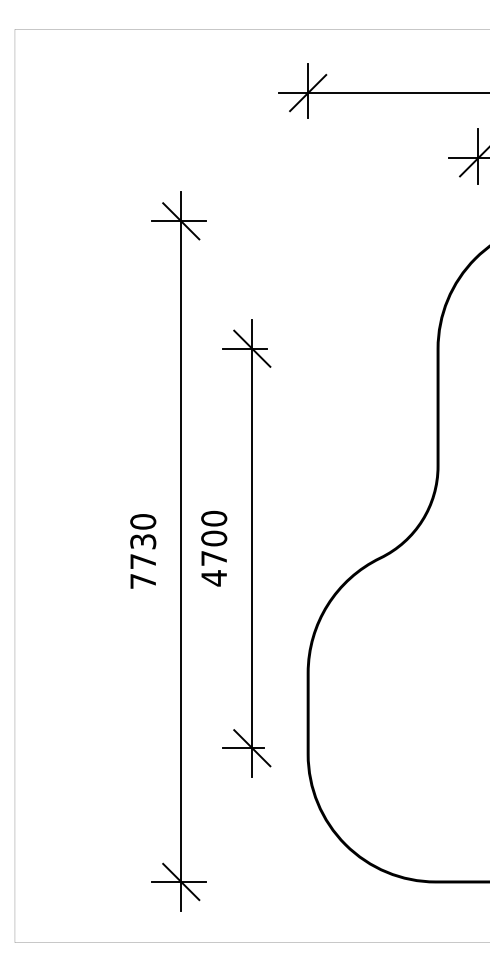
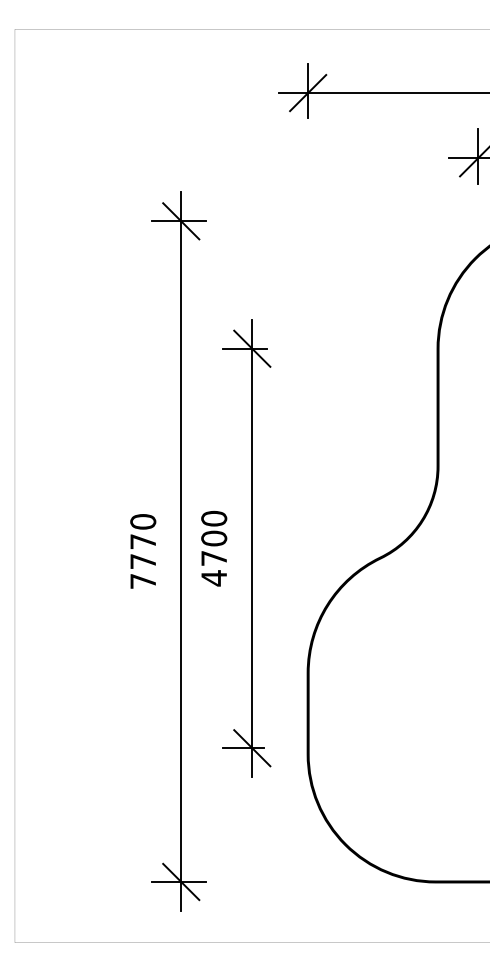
text: 7730 -> 7770 (143, 541)
